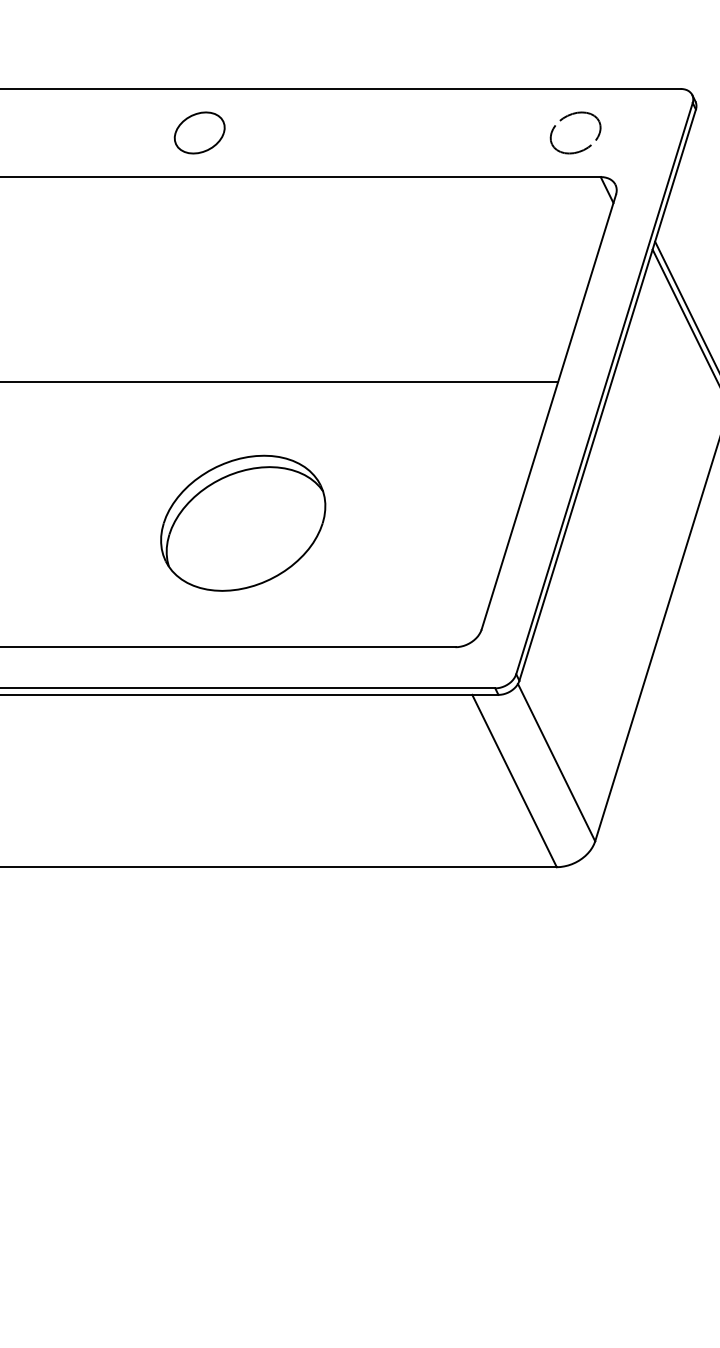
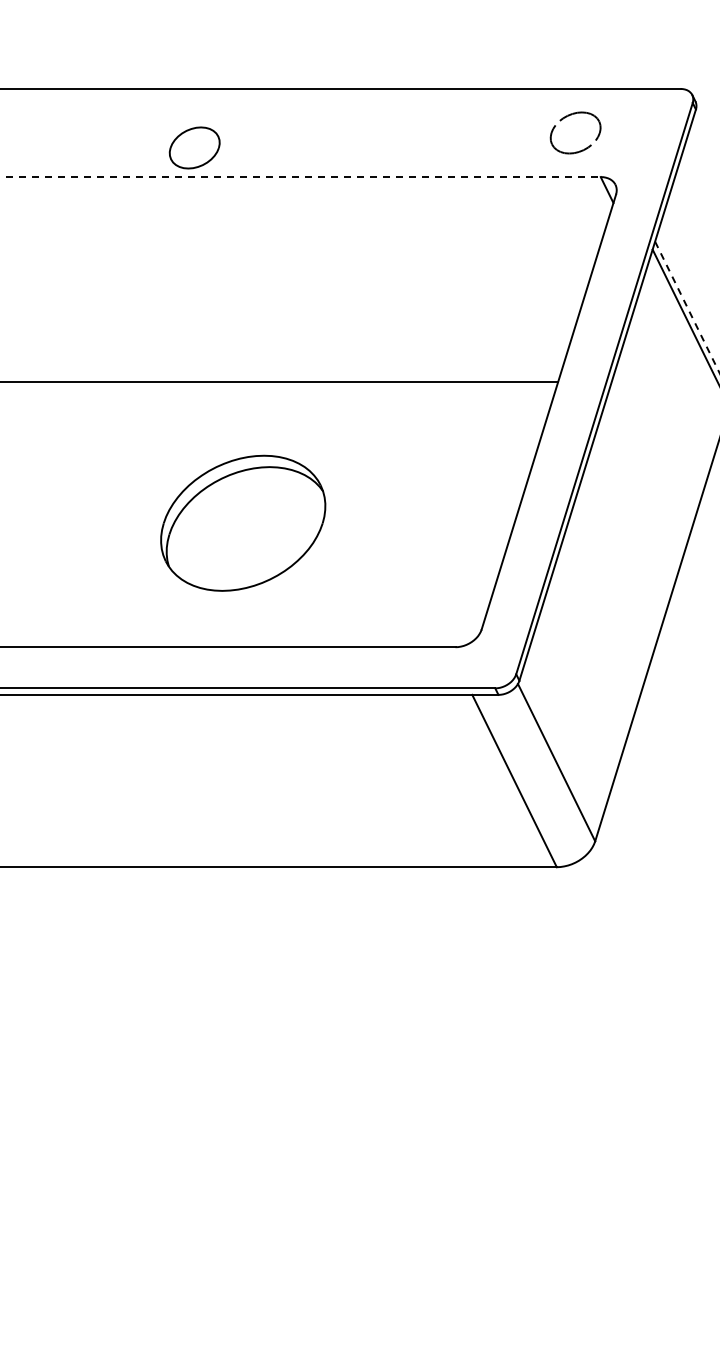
part position: (199, 132) -> (194, 147) (194, 147)
line: solid -> dashed (301, 177)
line: solid -> dashed (687, 307)
